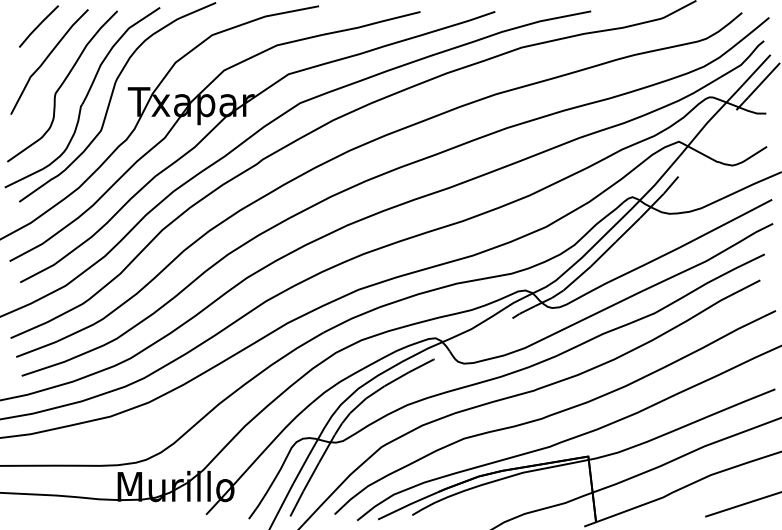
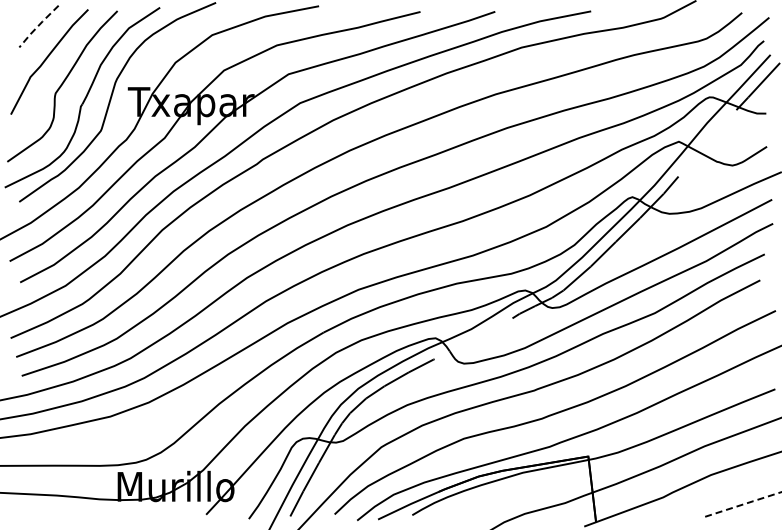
line: solid -> dashed (38, 26)
line: solid -> dashed (743, 504)
